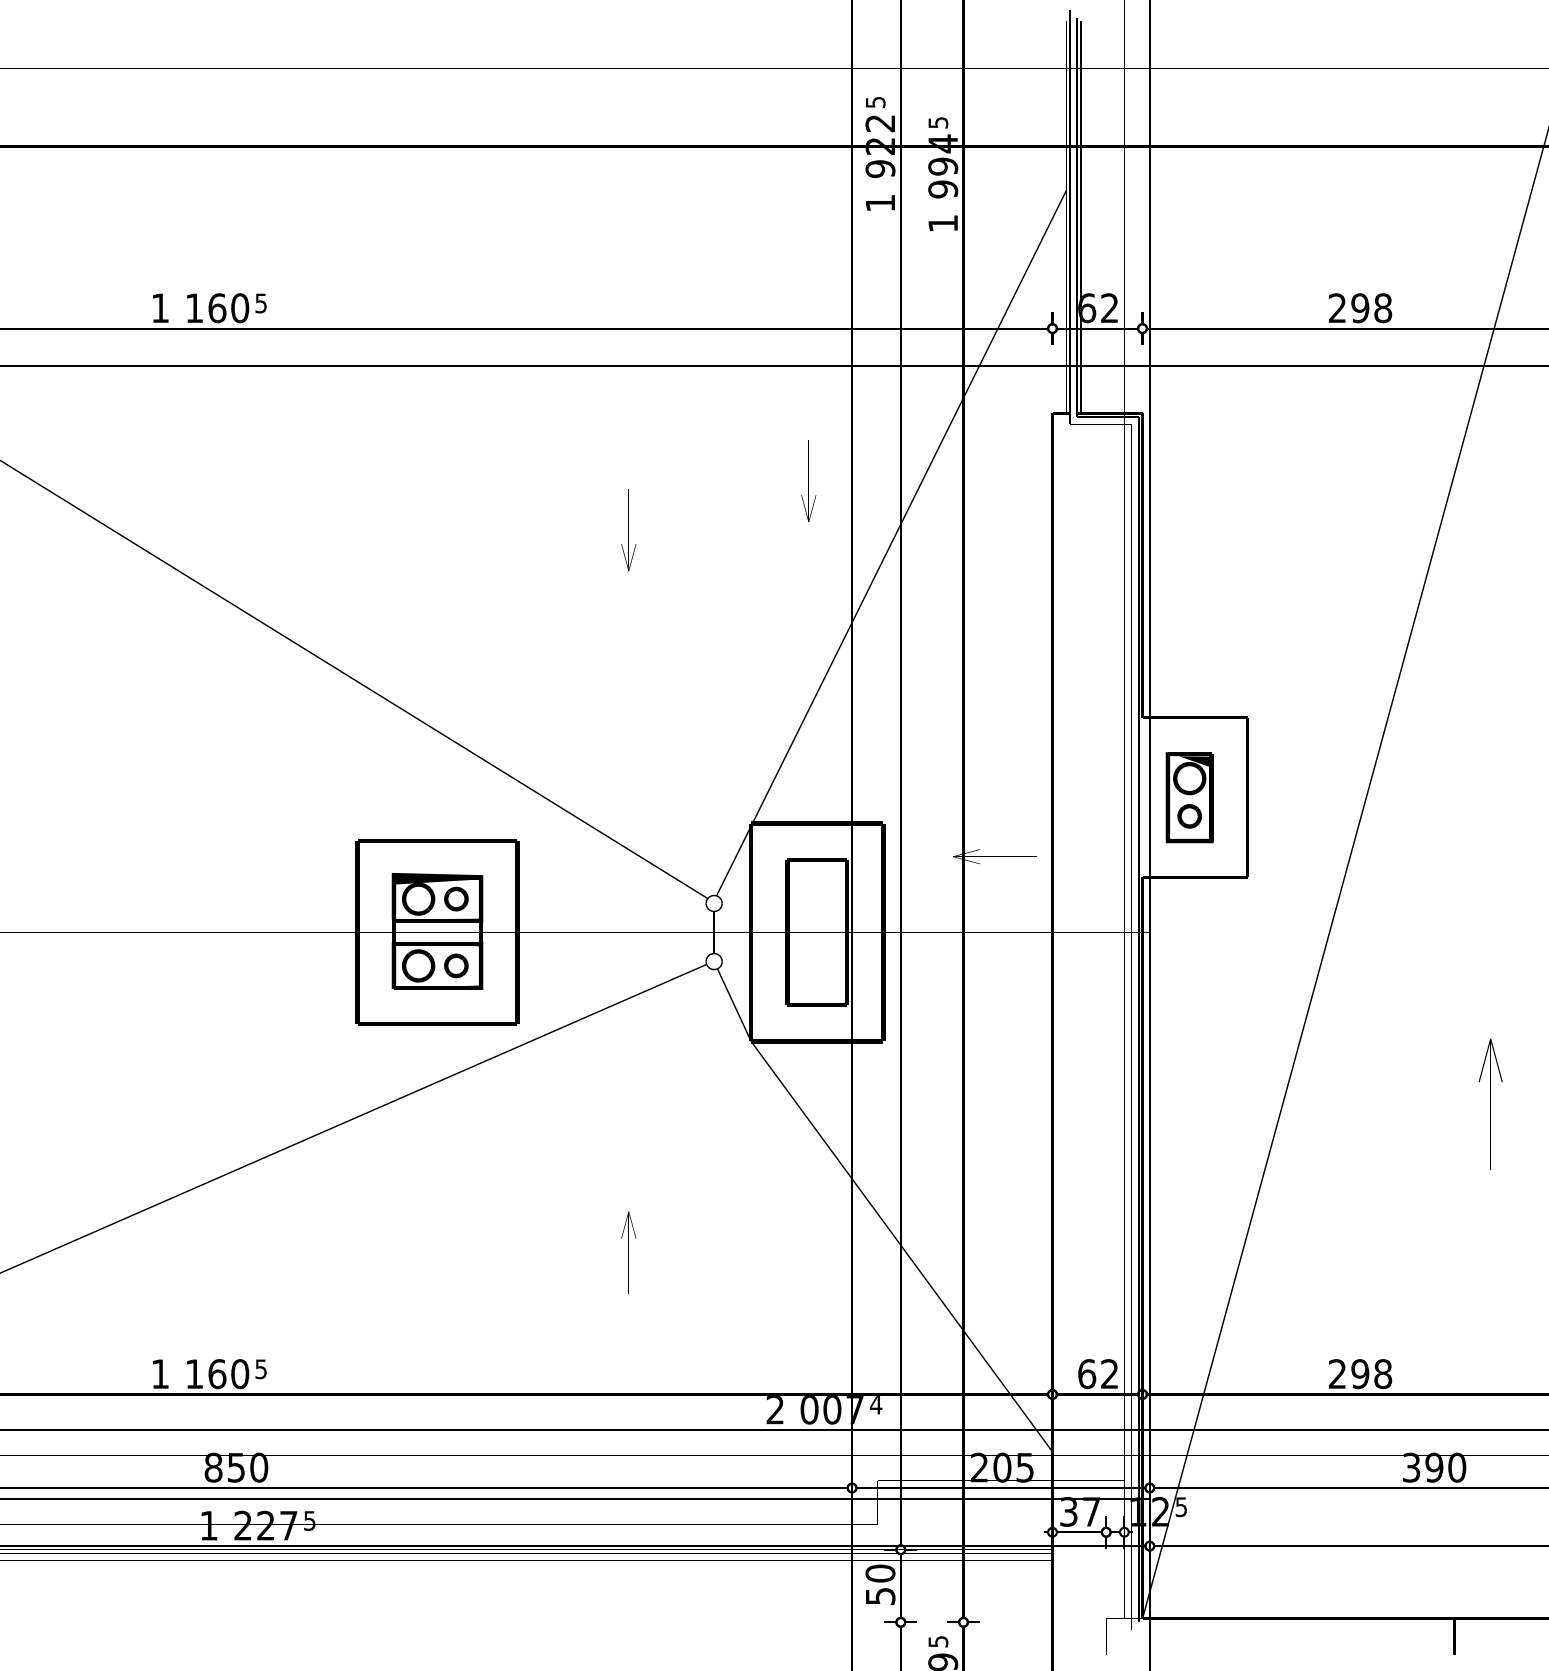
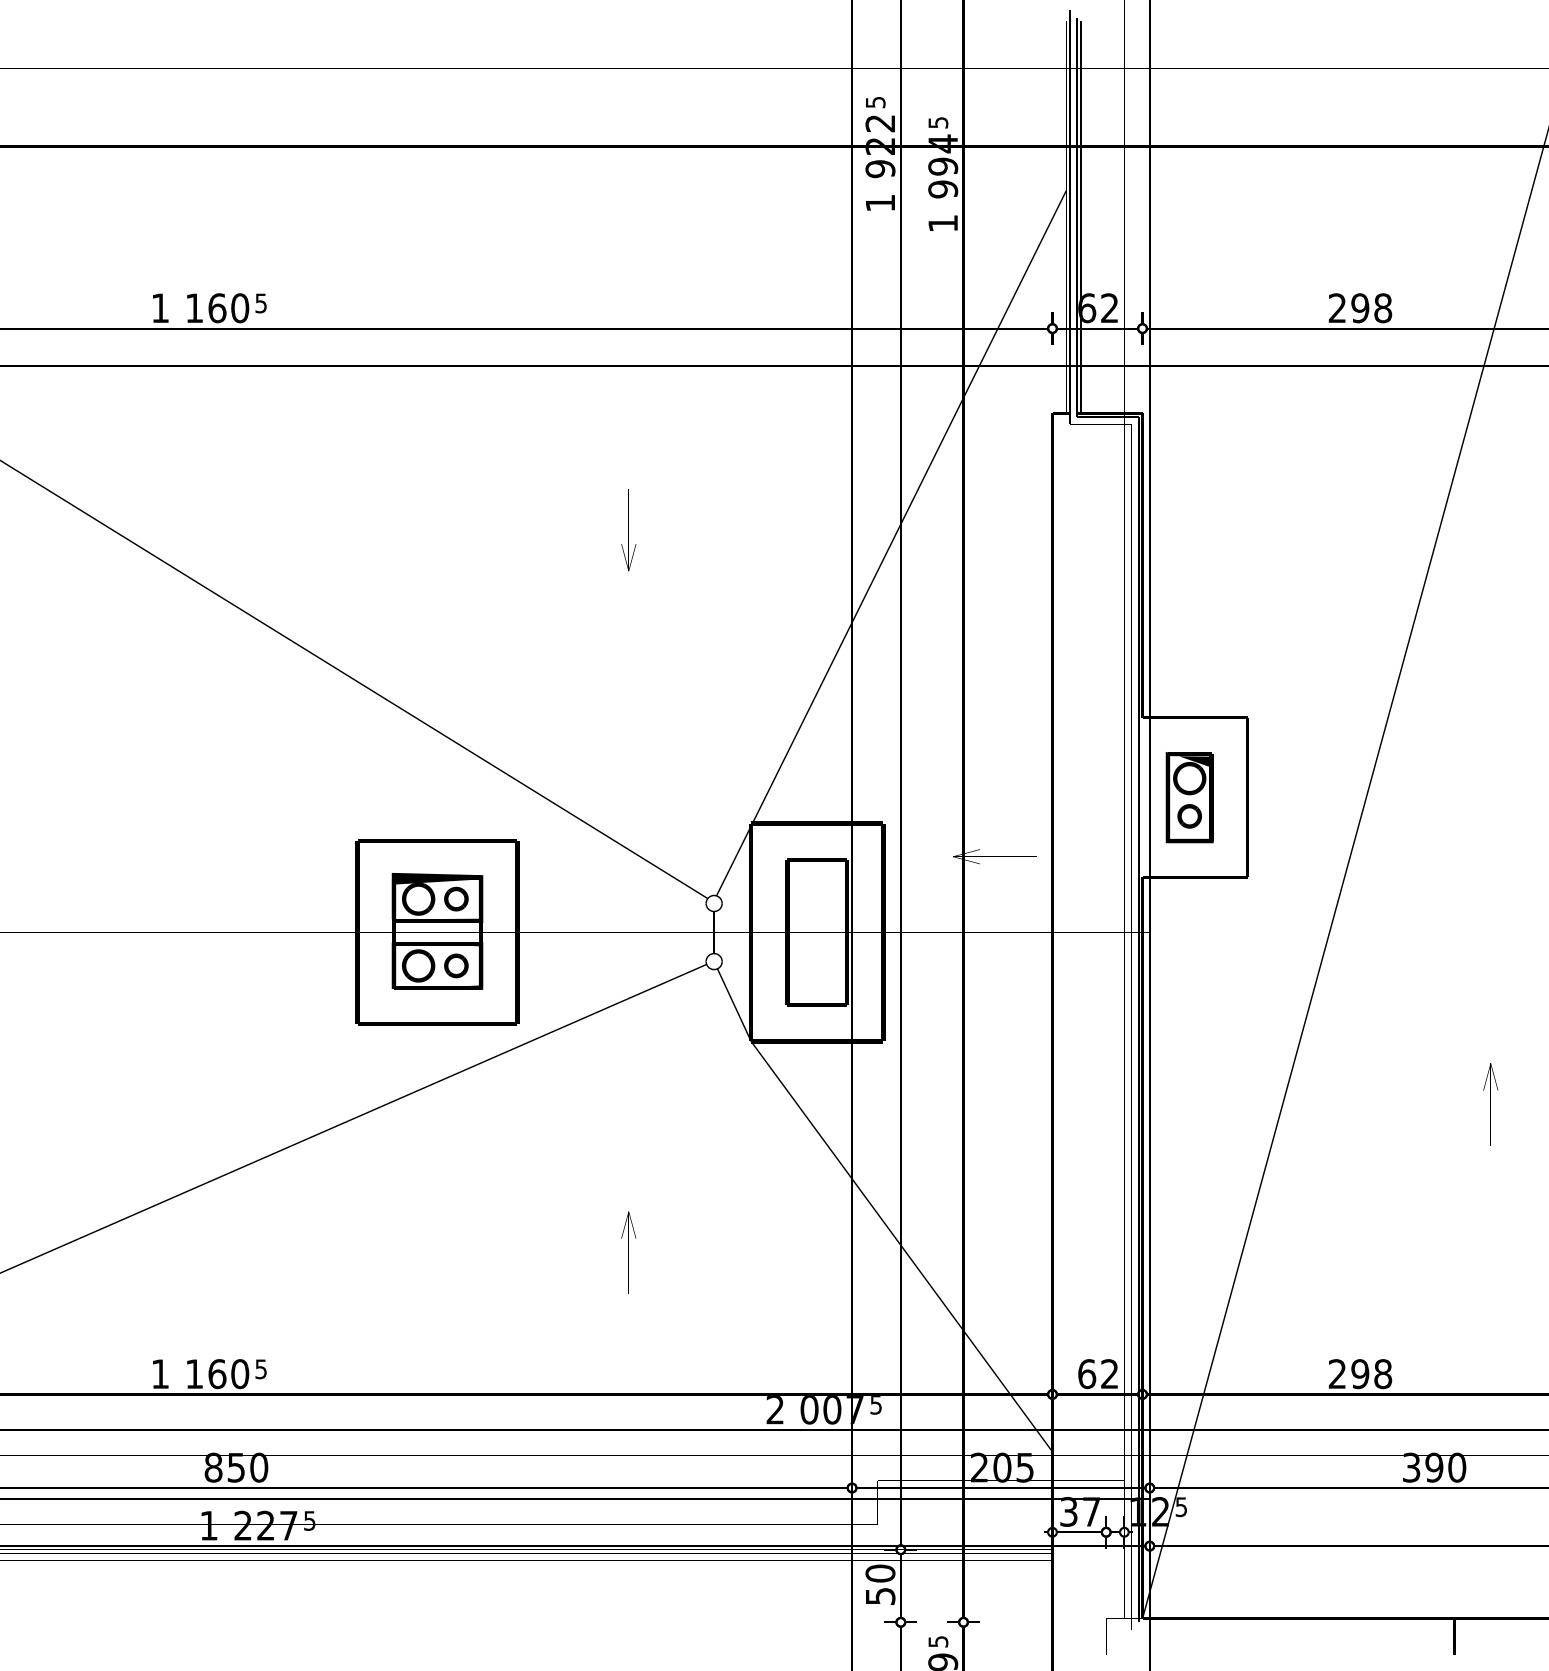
part: present -> none (808, 481)
part size: 25x132 px -> 16x83 px (1490, 1104)
text: 4 -> 5 (875, 1405)
